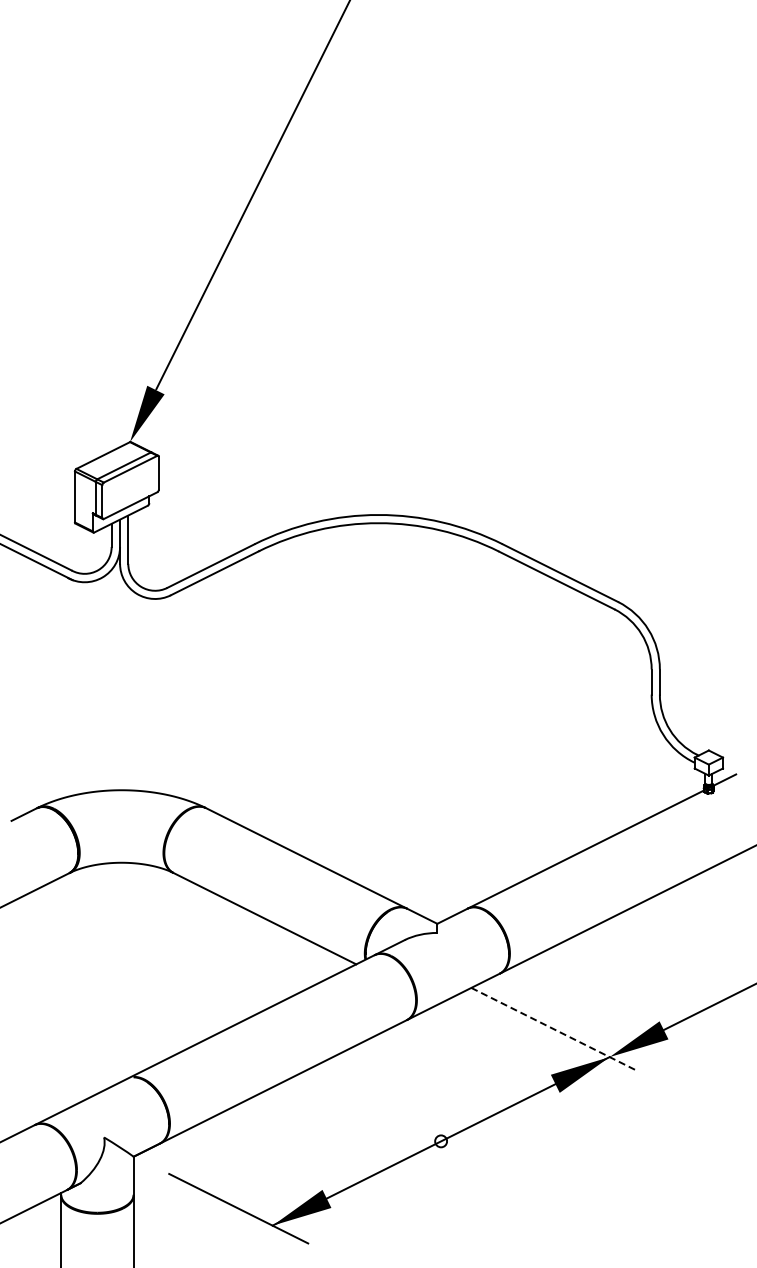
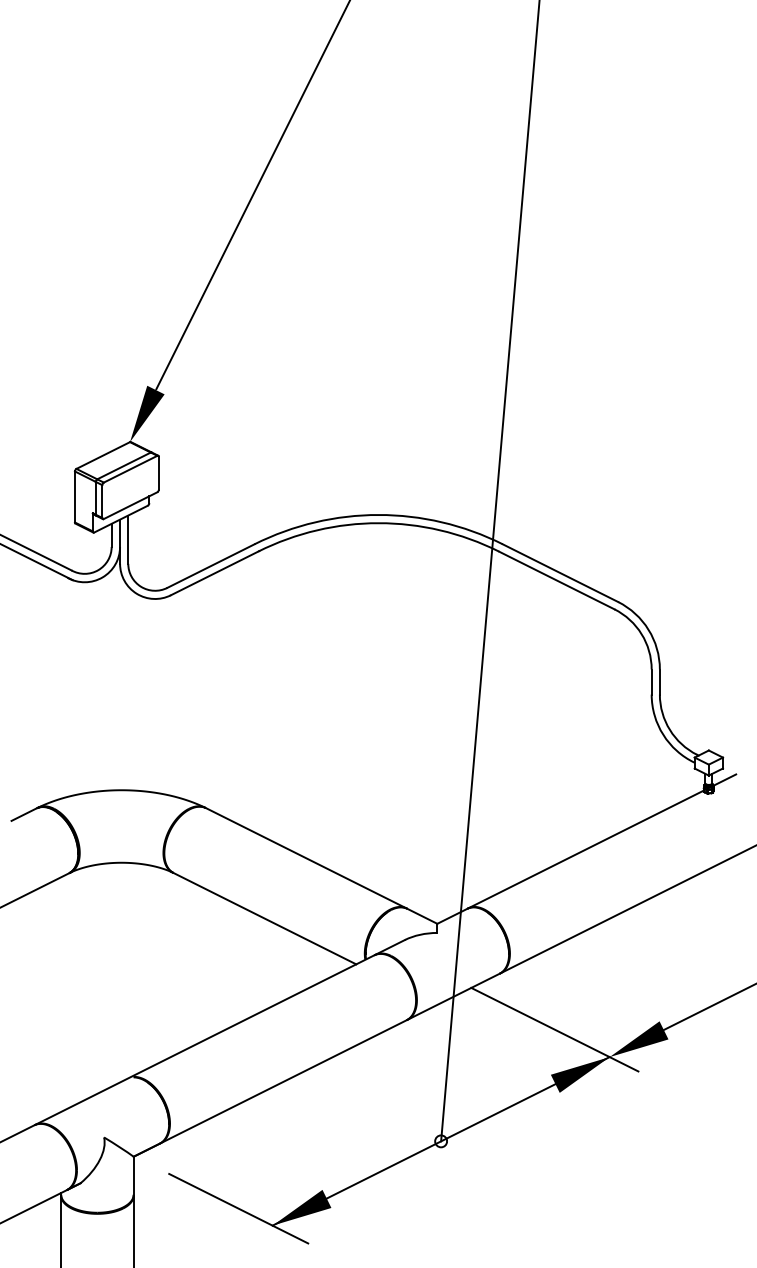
line: none -> present (490, 571)
line: dashed -> solid (555, 1029)
